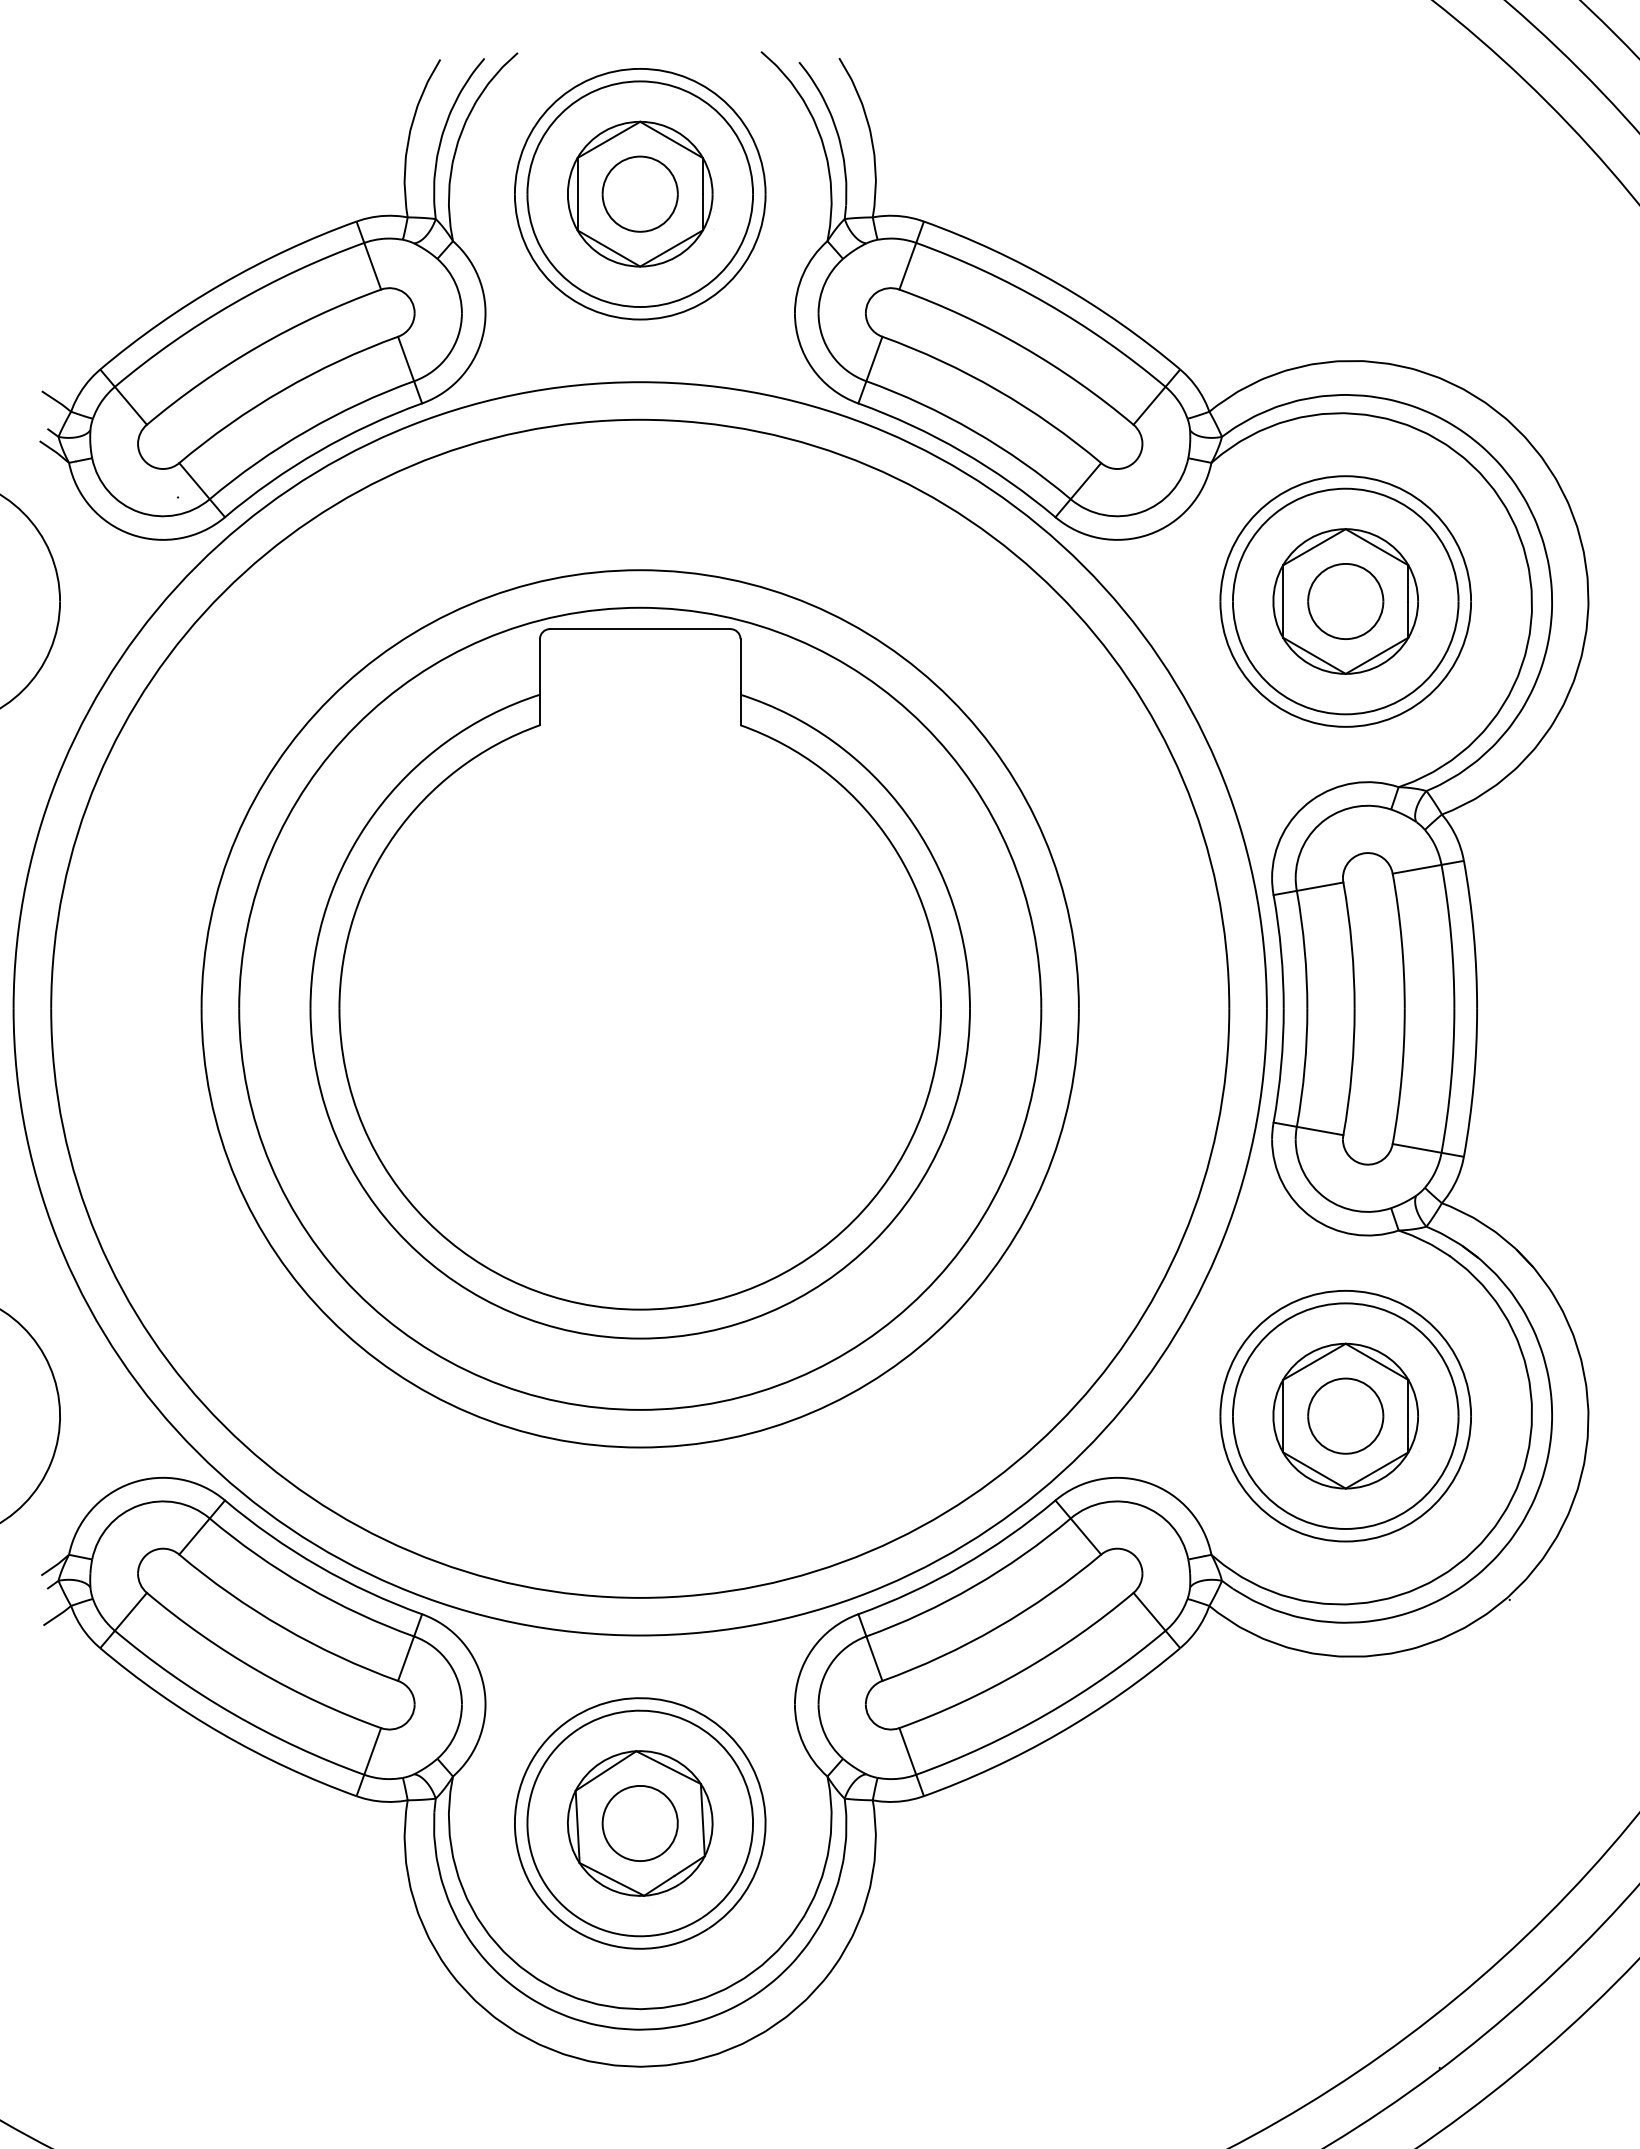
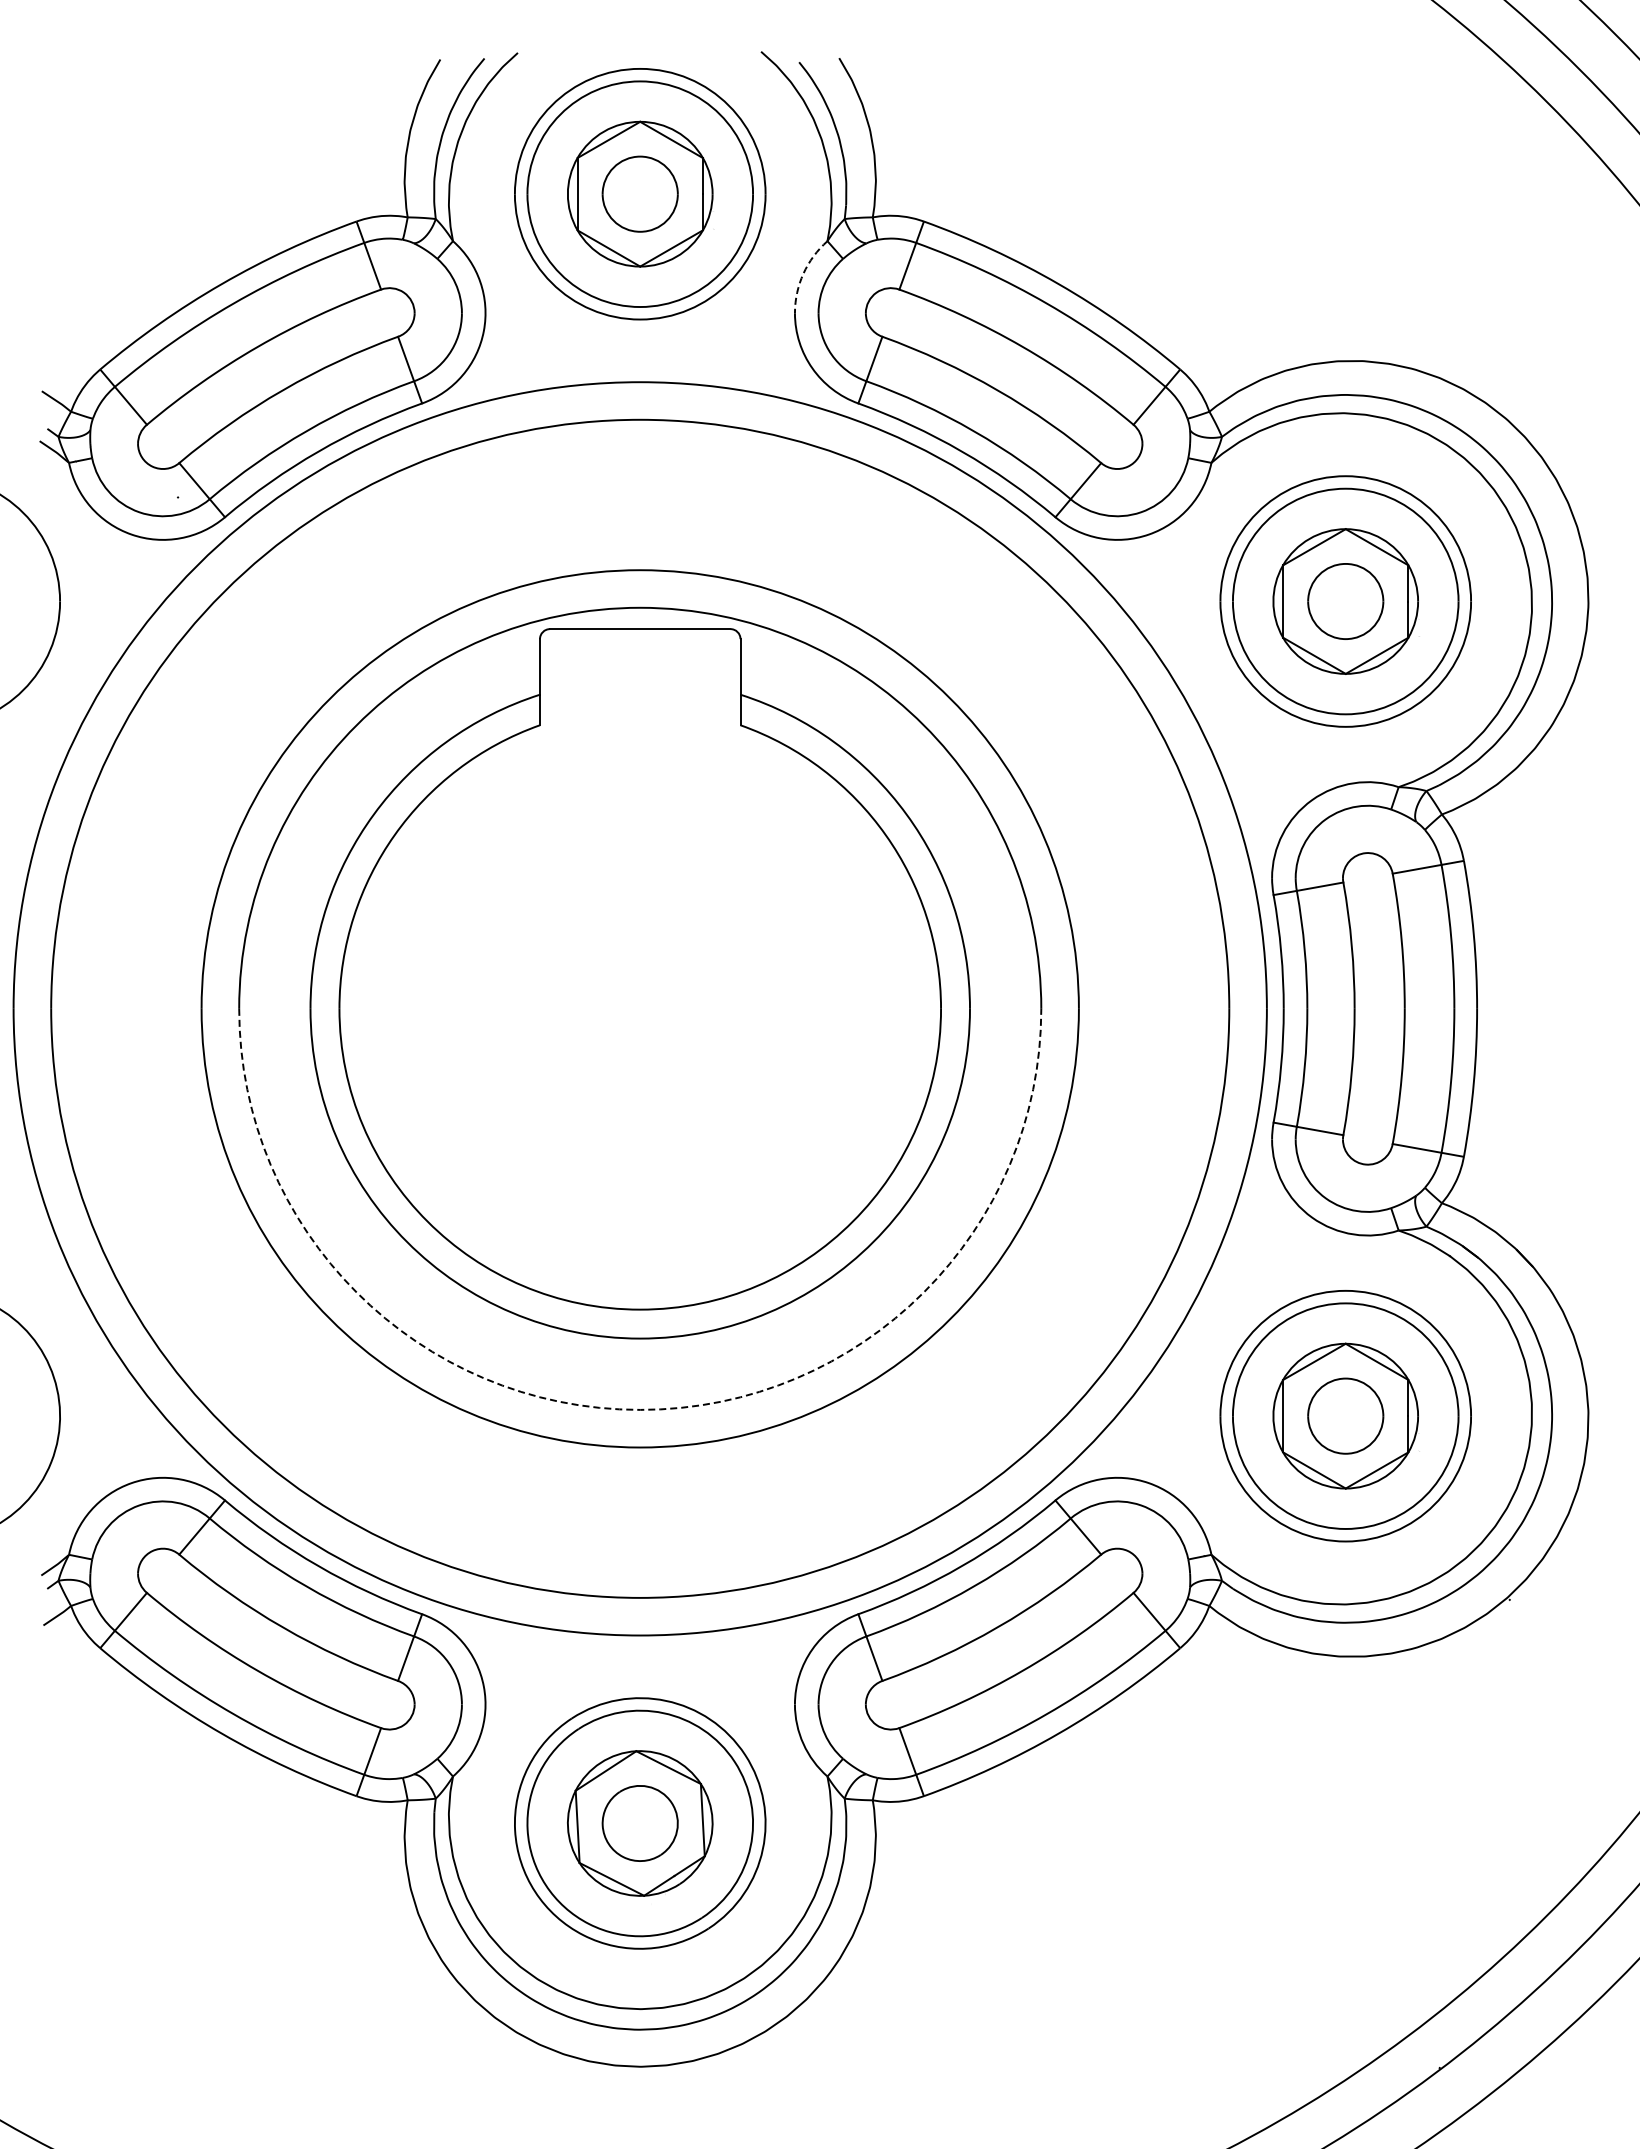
arc: solid -> dashed (803, 273)
arc: solid -> dashed (640, 1409)
